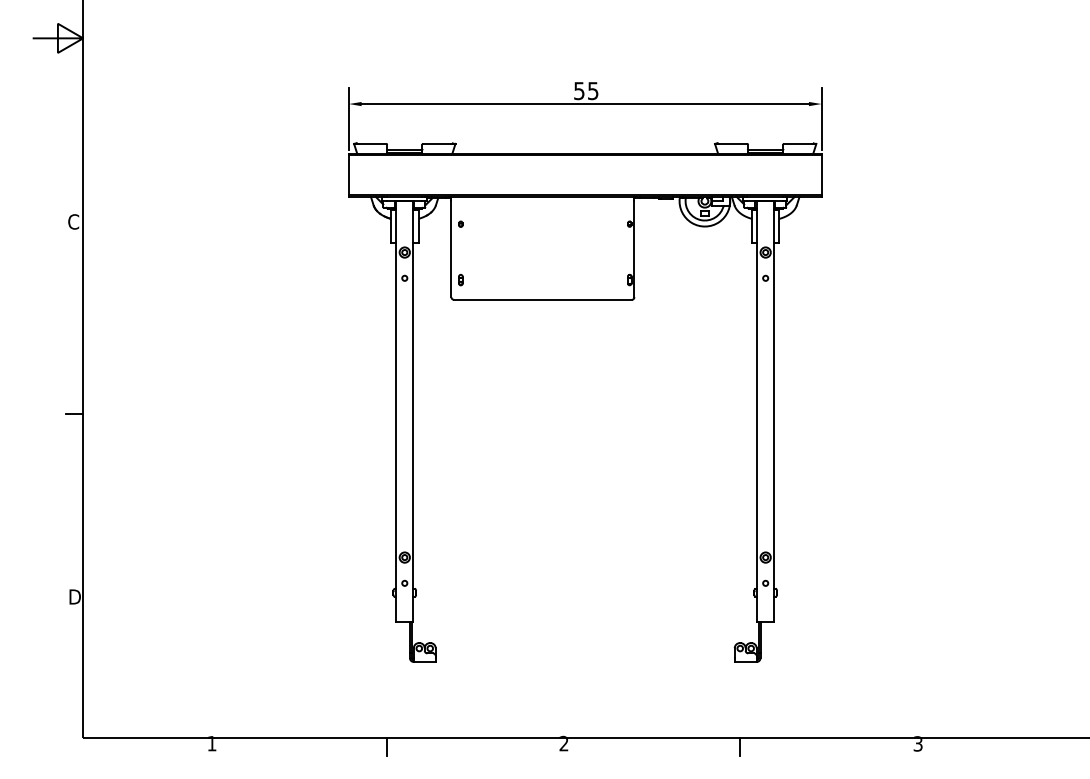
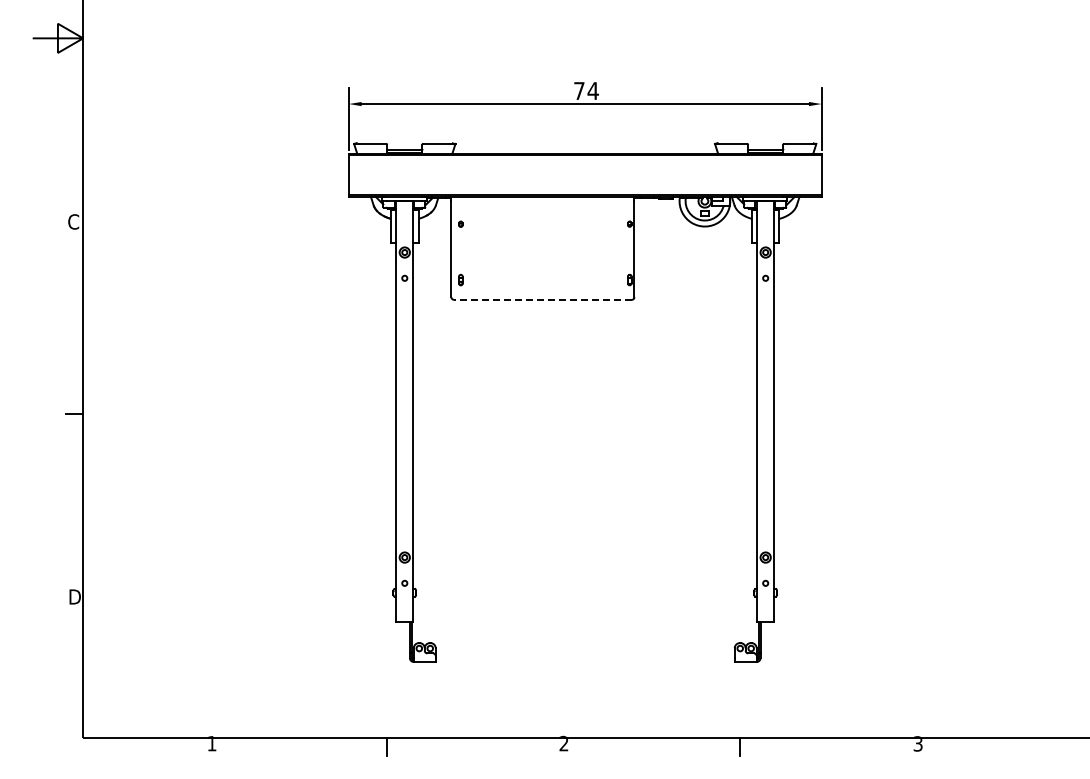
text: 55 -> 74 (586, 91)
line: solid -> dashed (542, 299)
